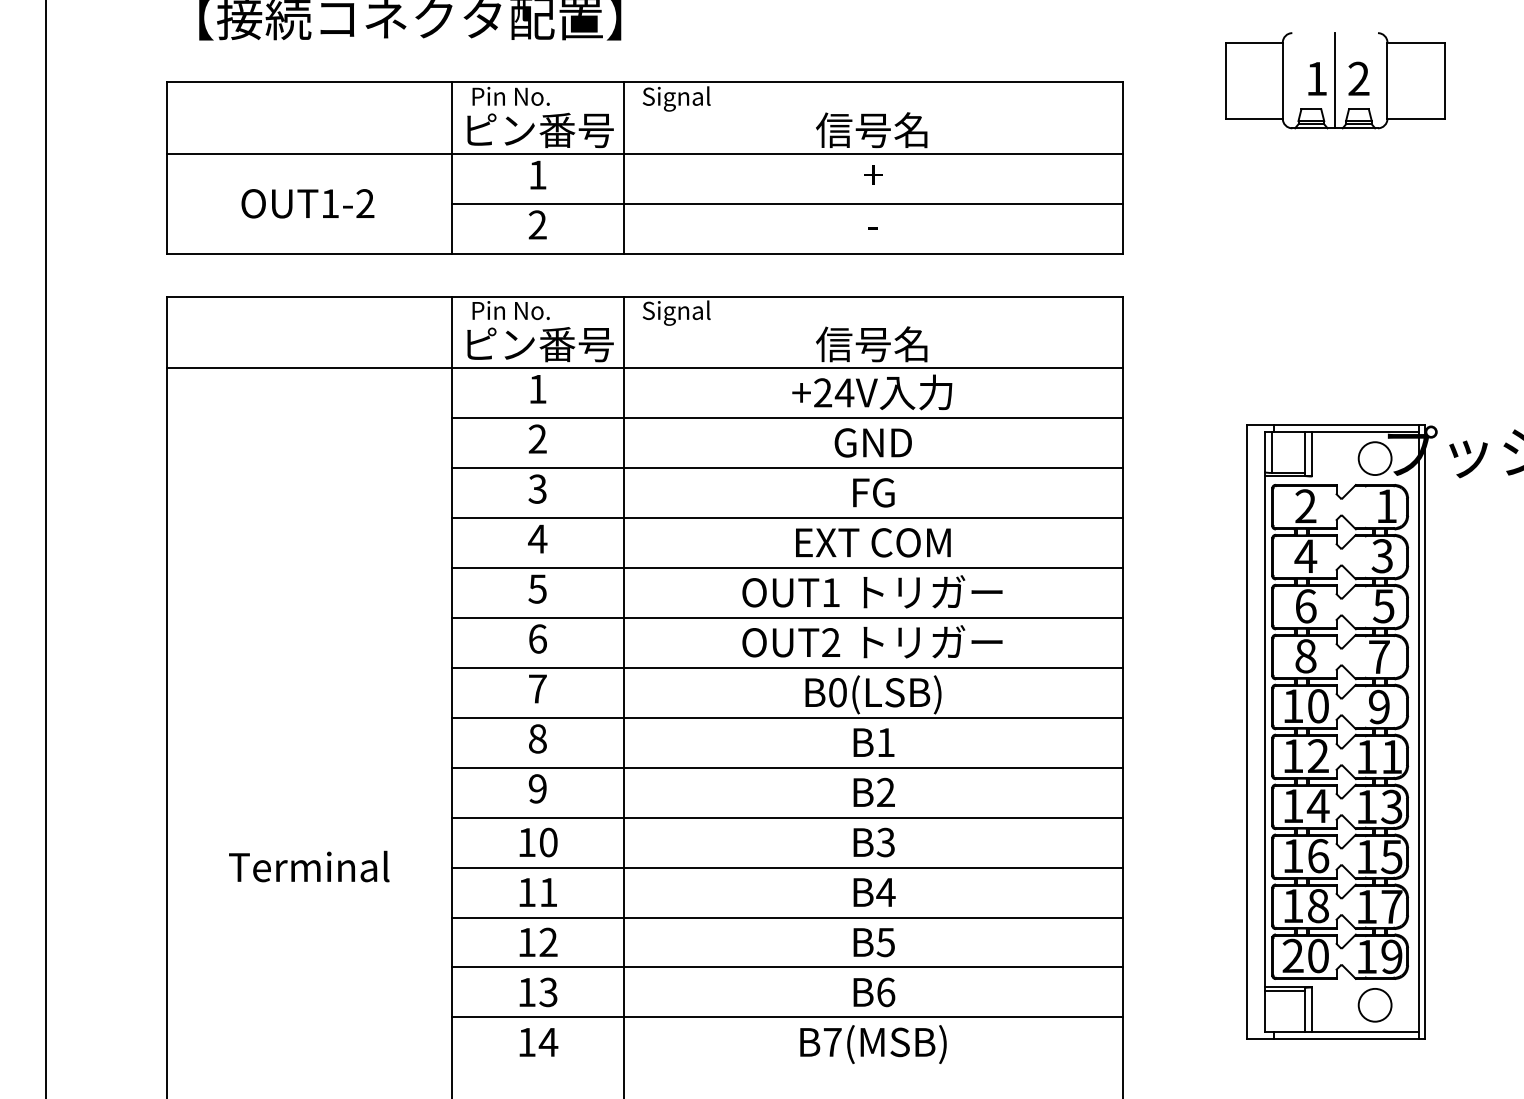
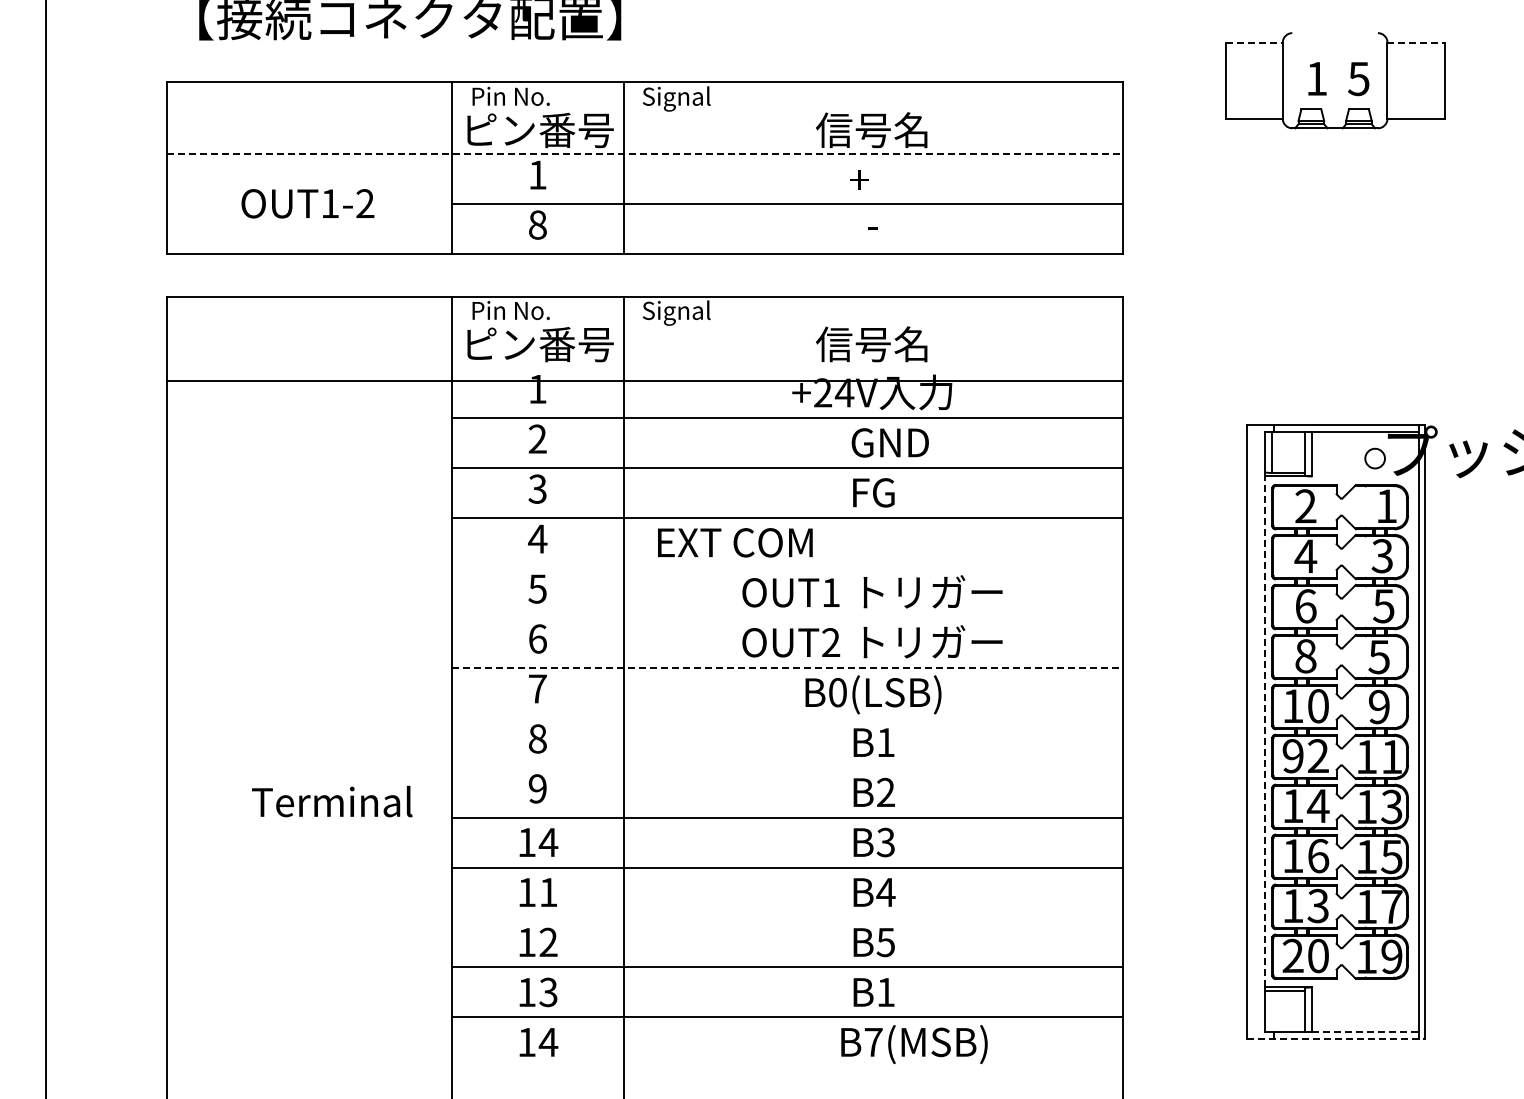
line: solid -> dashed (1254, 42)
line: solid -> dashed (1416, 42)
text: 2 -> 5 (1358, 78)
line: present -> none (1335, 80)
line: solid -> dashed (645, 153)
text position: (873, 174) -> (859, 179) (859, 179)
text: 2 -> 8 (537, 224)
line position: (644, 368) -> (644, 381) (644, 381)
text position: (872, 442) -> (889, 442) (889, 442)
circle diameter: 33 px -> 20 px (1375, 458)
text position: (873, 542) -> (735, 542) (735, 542)
line: present -> none (787, 567)
line: present -> none (787, 617)
text: 7 -> 5 (1378, 657)
line: solid -> dashed (788, 667)
line: present -> none (787, 717)
line: solid -> dashed (1265, 731)
text: 12 -> 92 (1292, 756)
line: present -> none (787, 767)
text: 10 -> 14 (548, 842)
text position: (309, 866) -> (332, 801) (332, 801)
text: 18 -> 13 (1317, 905)
line: present -> none (787, 917)
text: B6 -> B1 (886, 992)
circle: present -> none (1374, 1005)
line: solid -> dashed (1365, 1031)
line: solid -> dashed (1336, 1038)
text position: (873, 1044) -> (914, 1044) (914, 1044)
